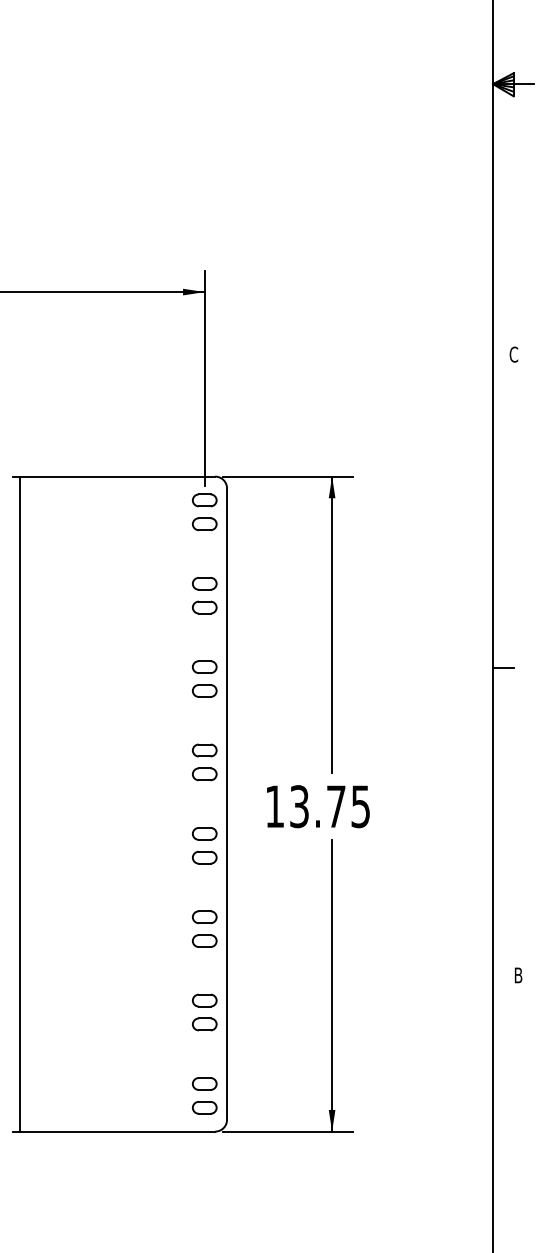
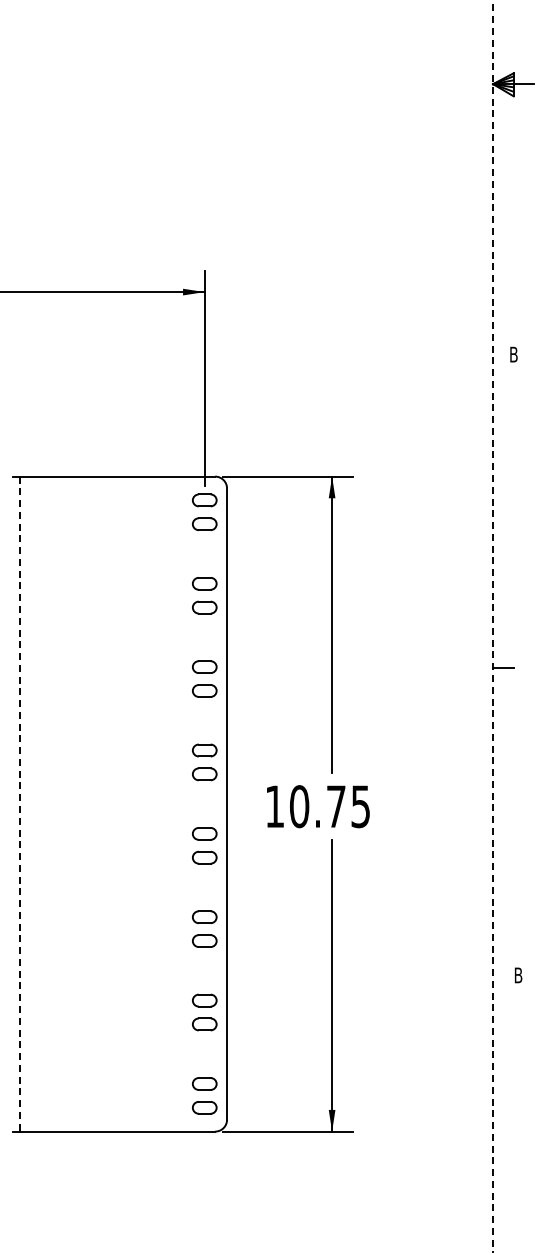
text: C -> B (513, 354)
line: solid -> dashed (493, 626)
line: solid -> dashed (20, 804)
text: 13.75 -> 10.75 (299, 806)
